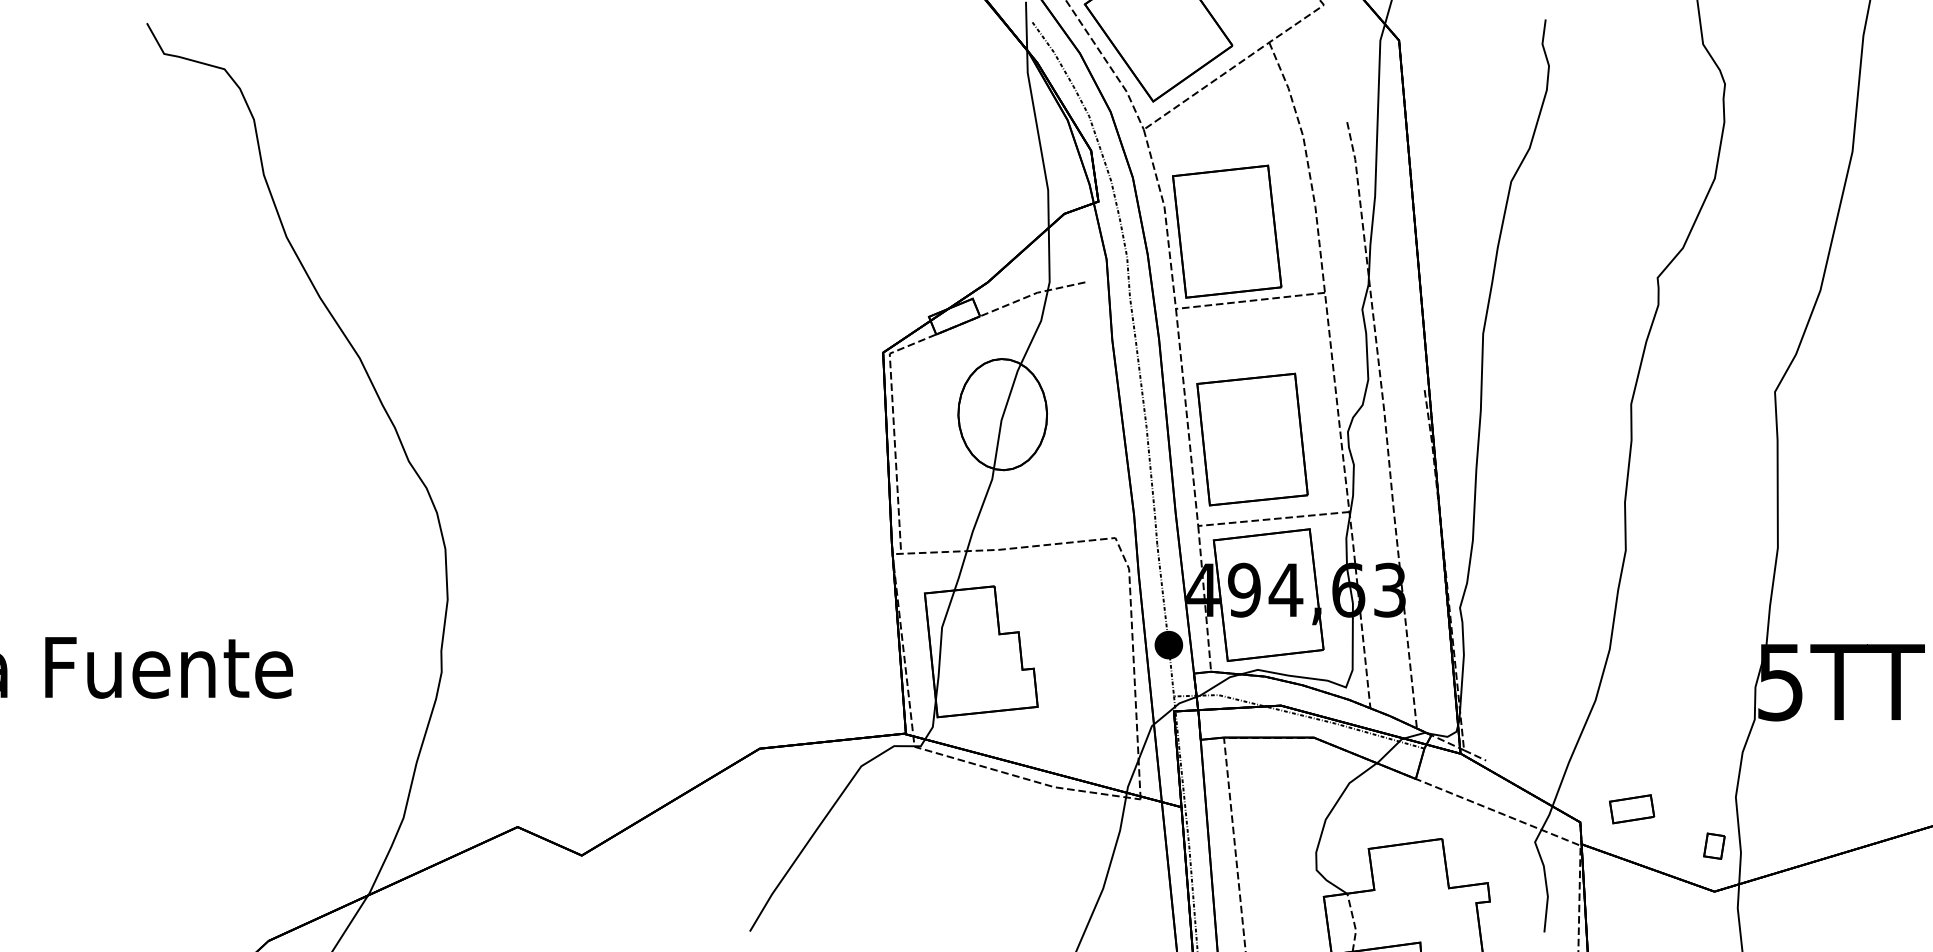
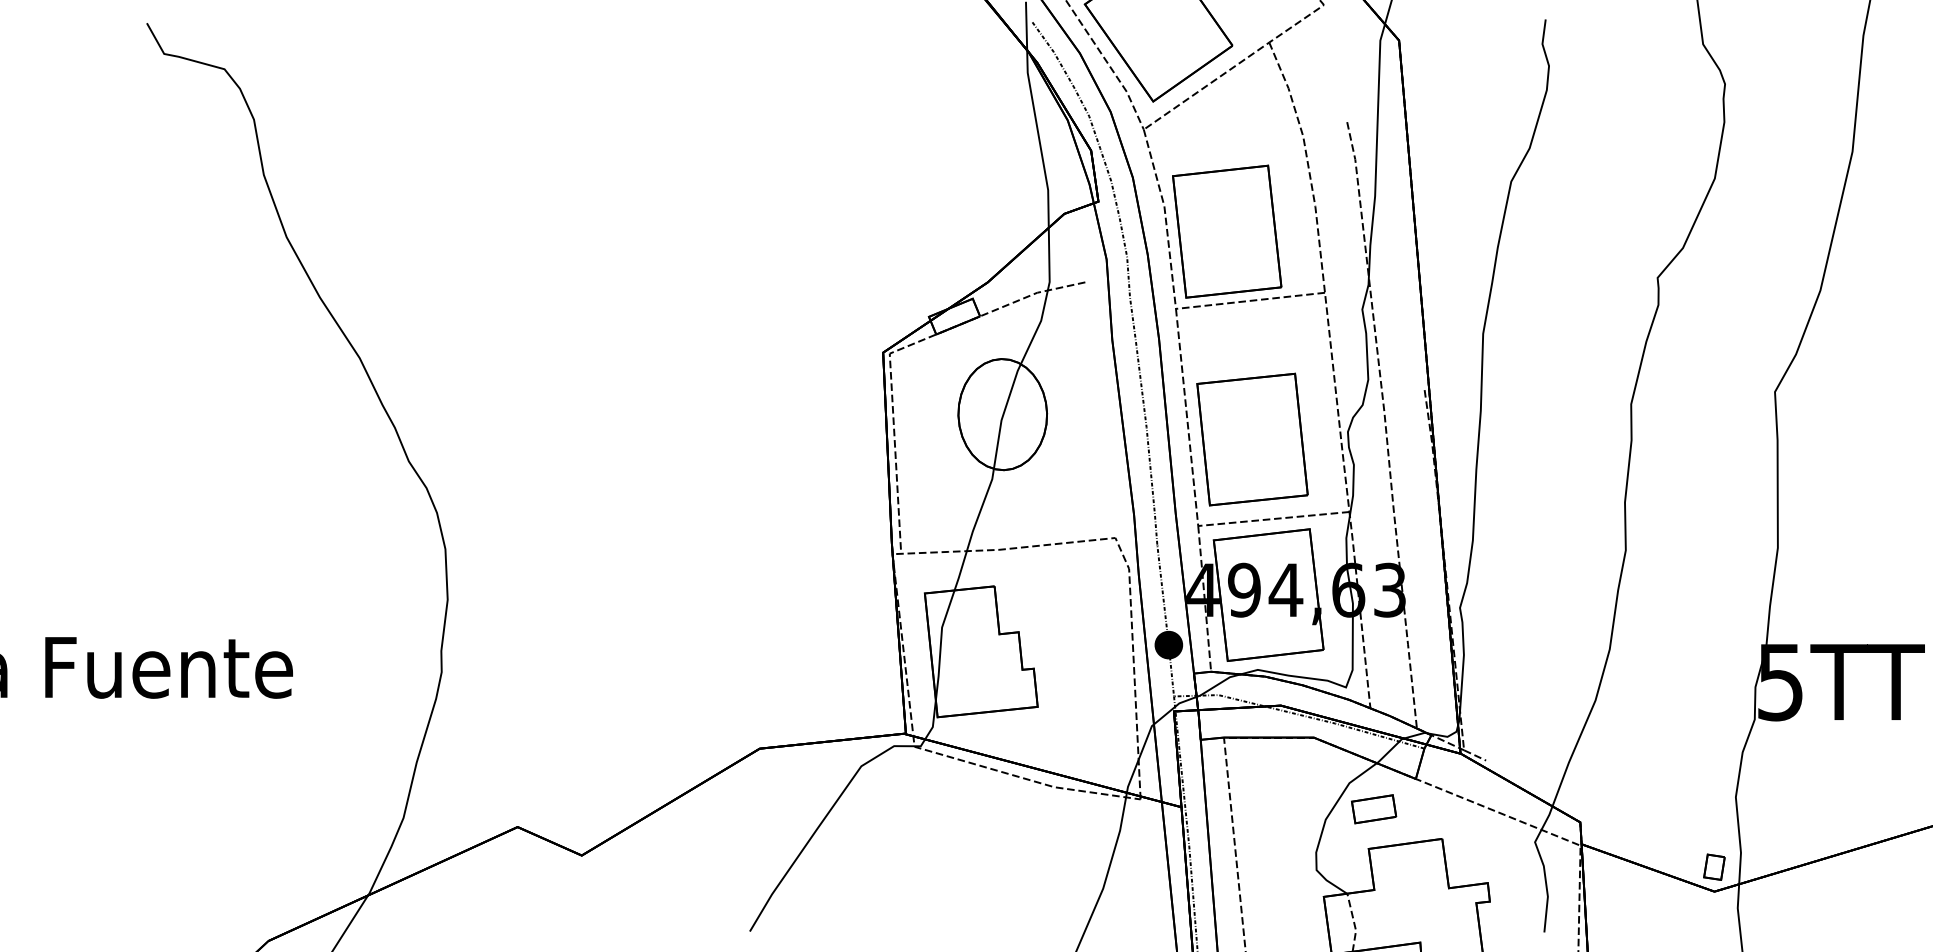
part position: (1632, 809) -> (1374, 809) (1374, 809)
part position: (1714, 845) -> (1714, 866) (1714, 866)
